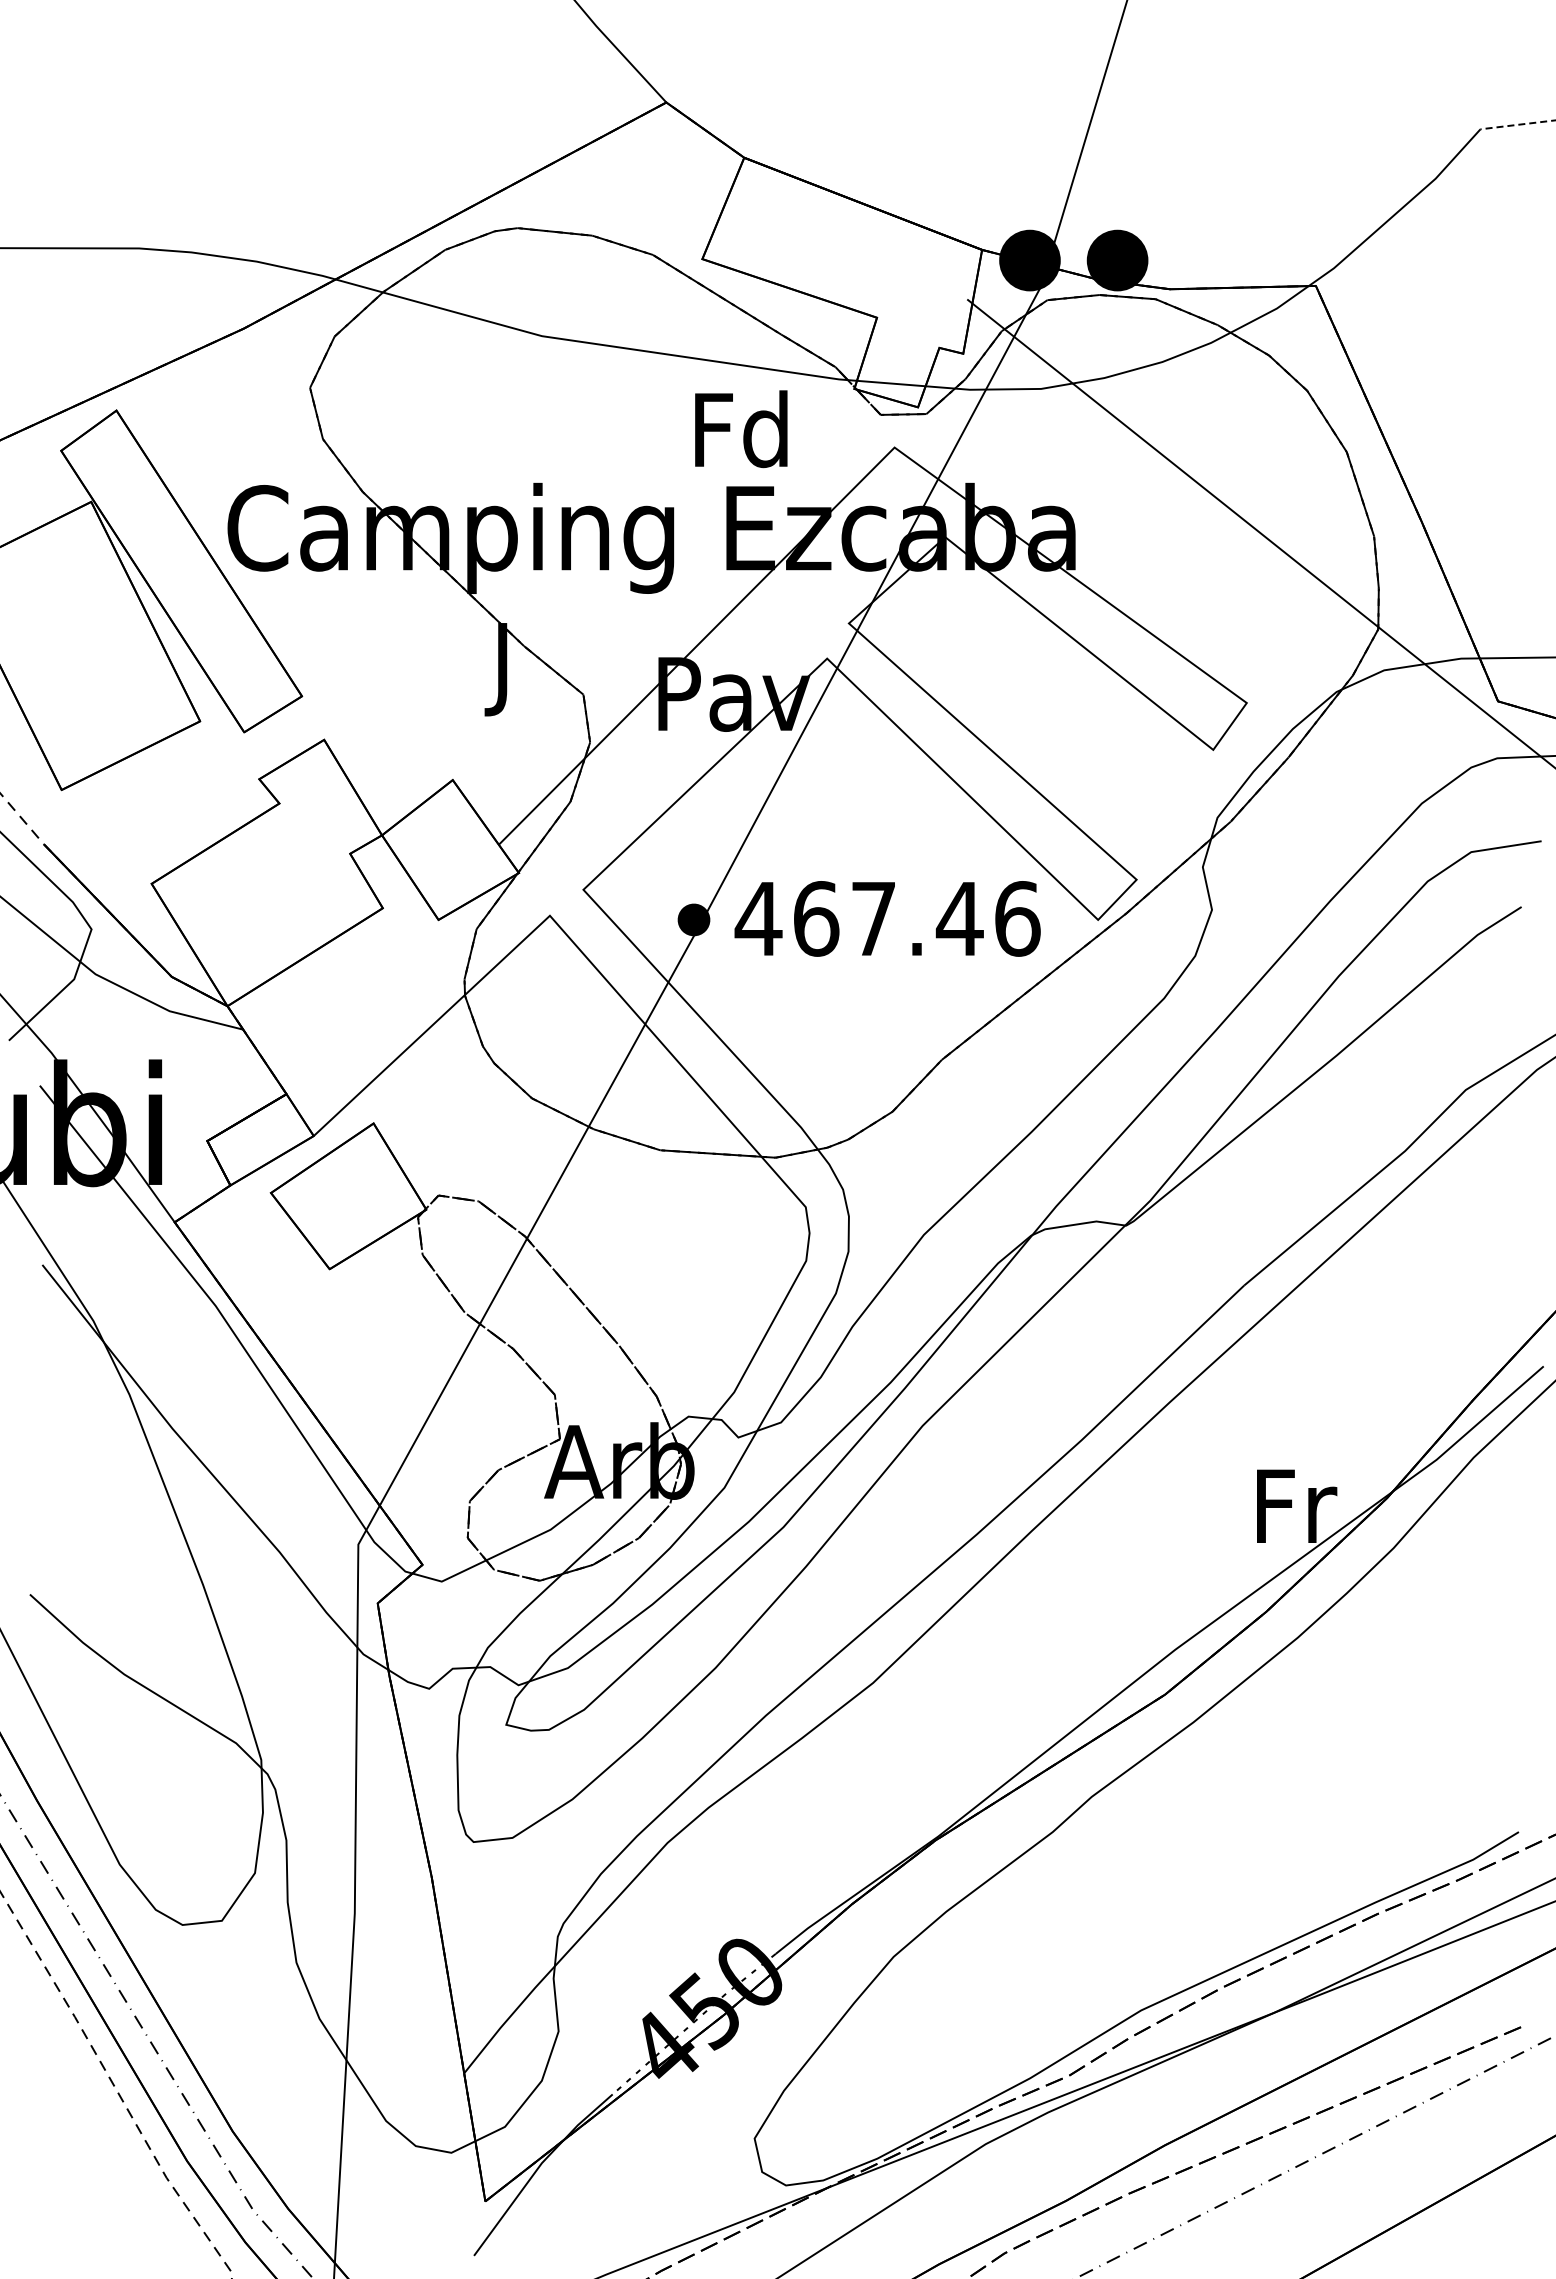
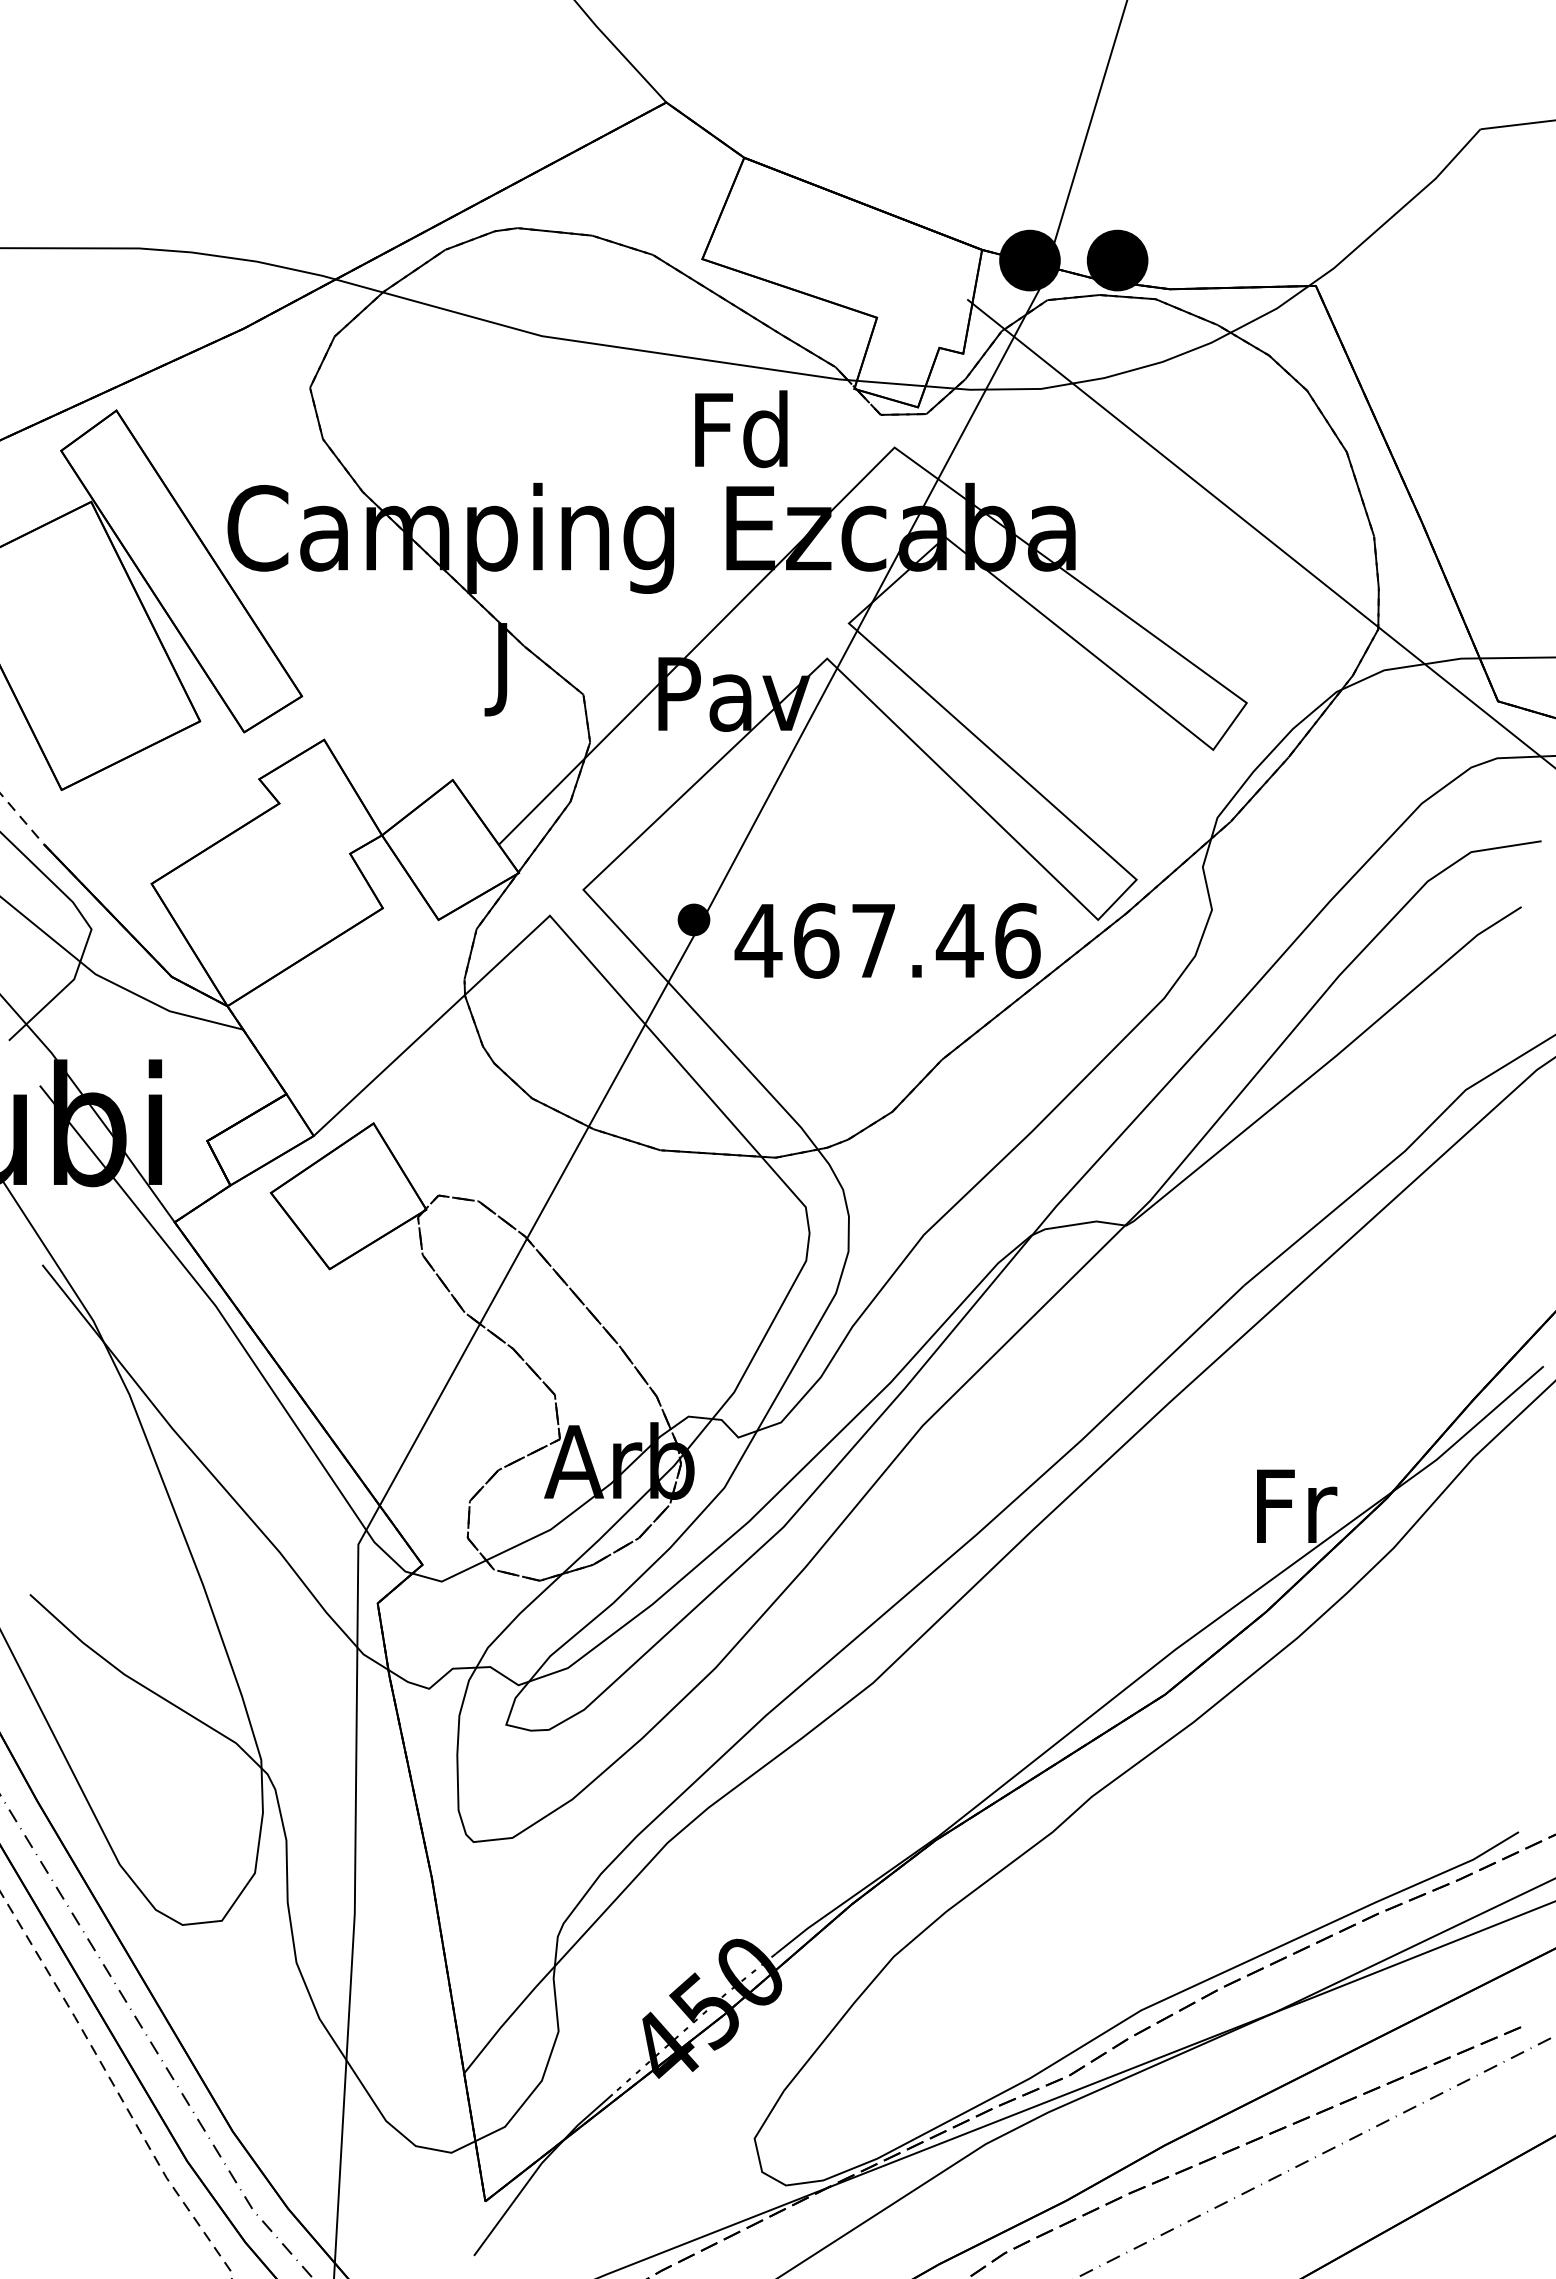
line: dashed -> solid (1518, 124)
text position: (887, 918) -> (887, 940) (887, 940)
